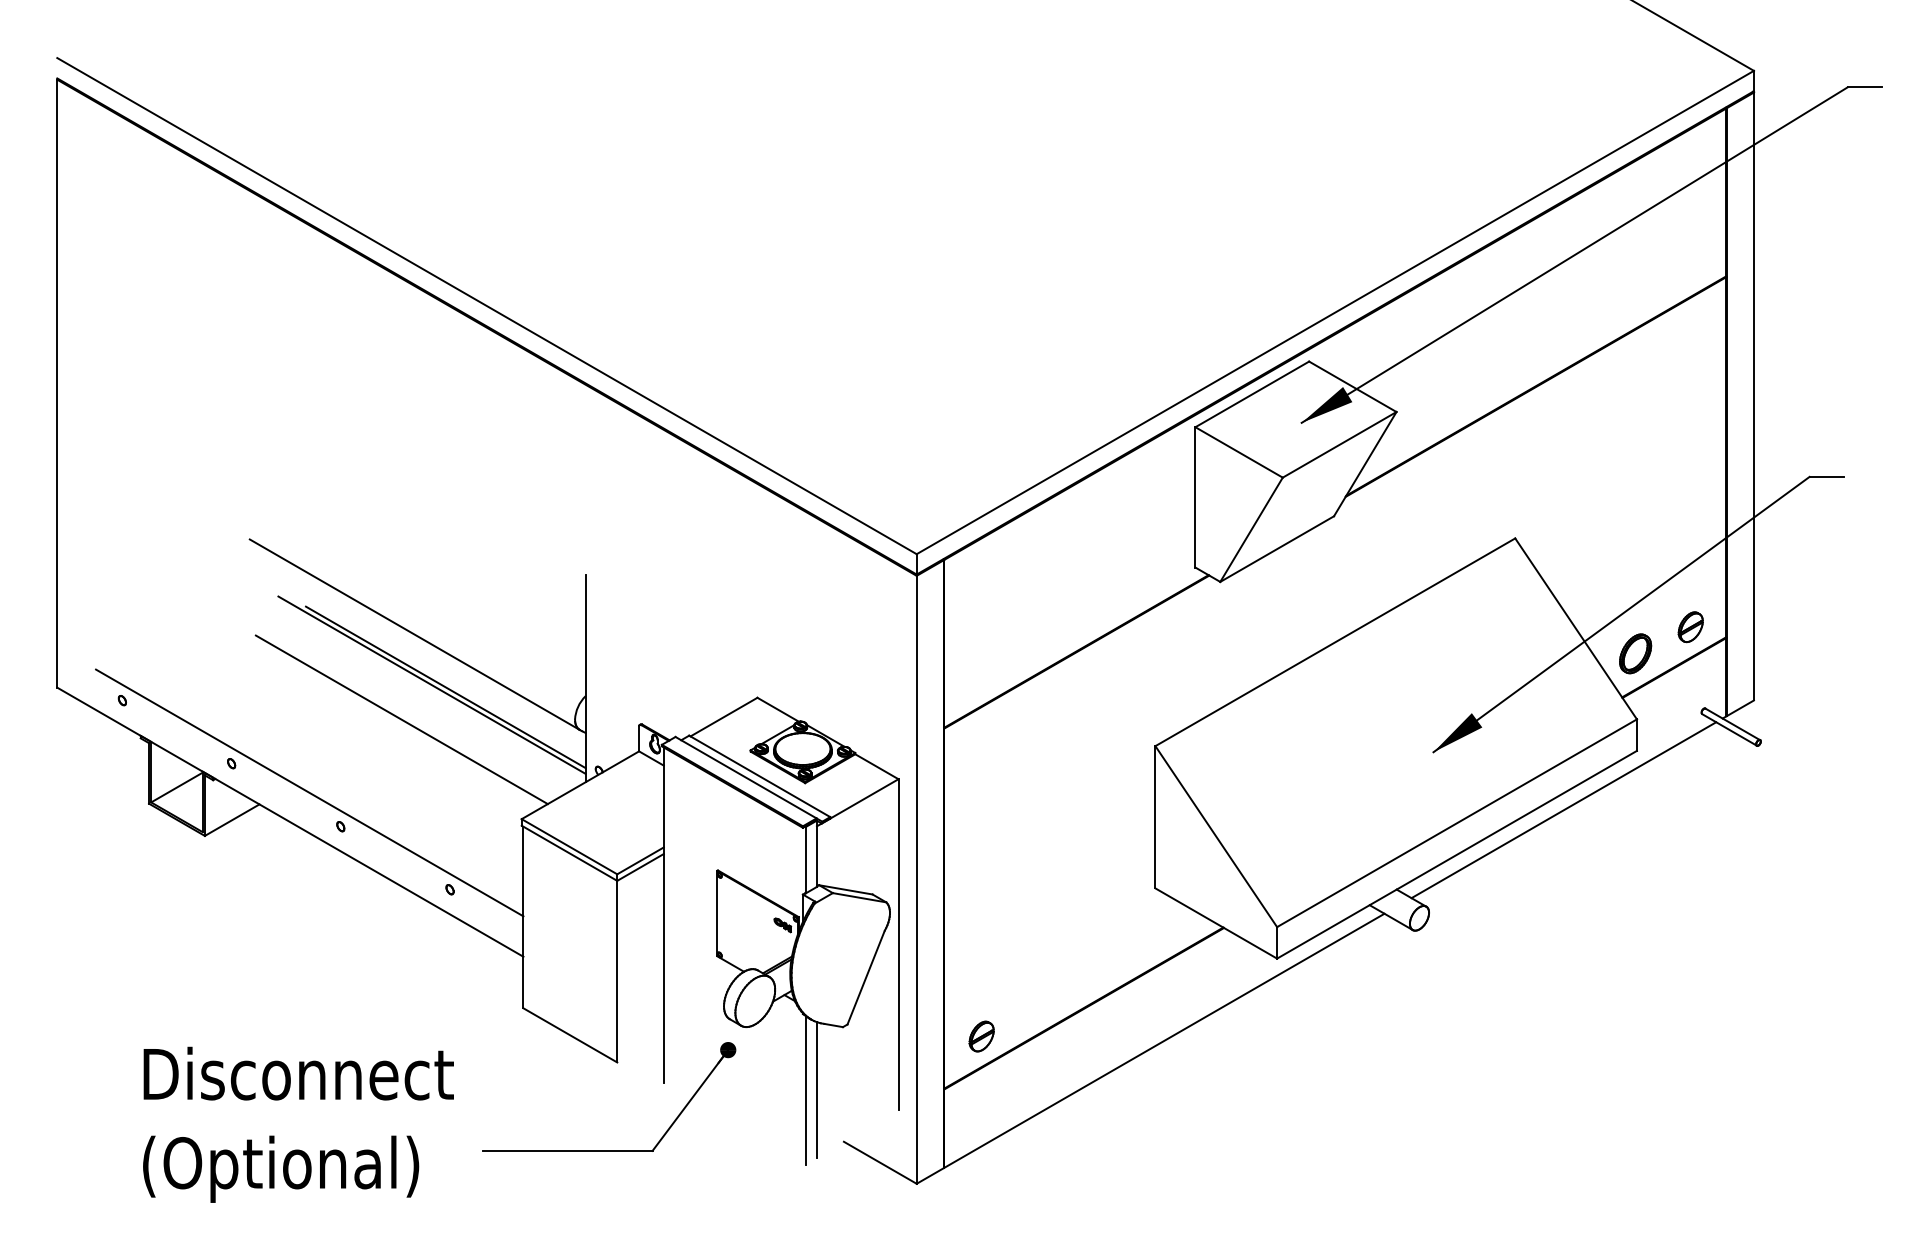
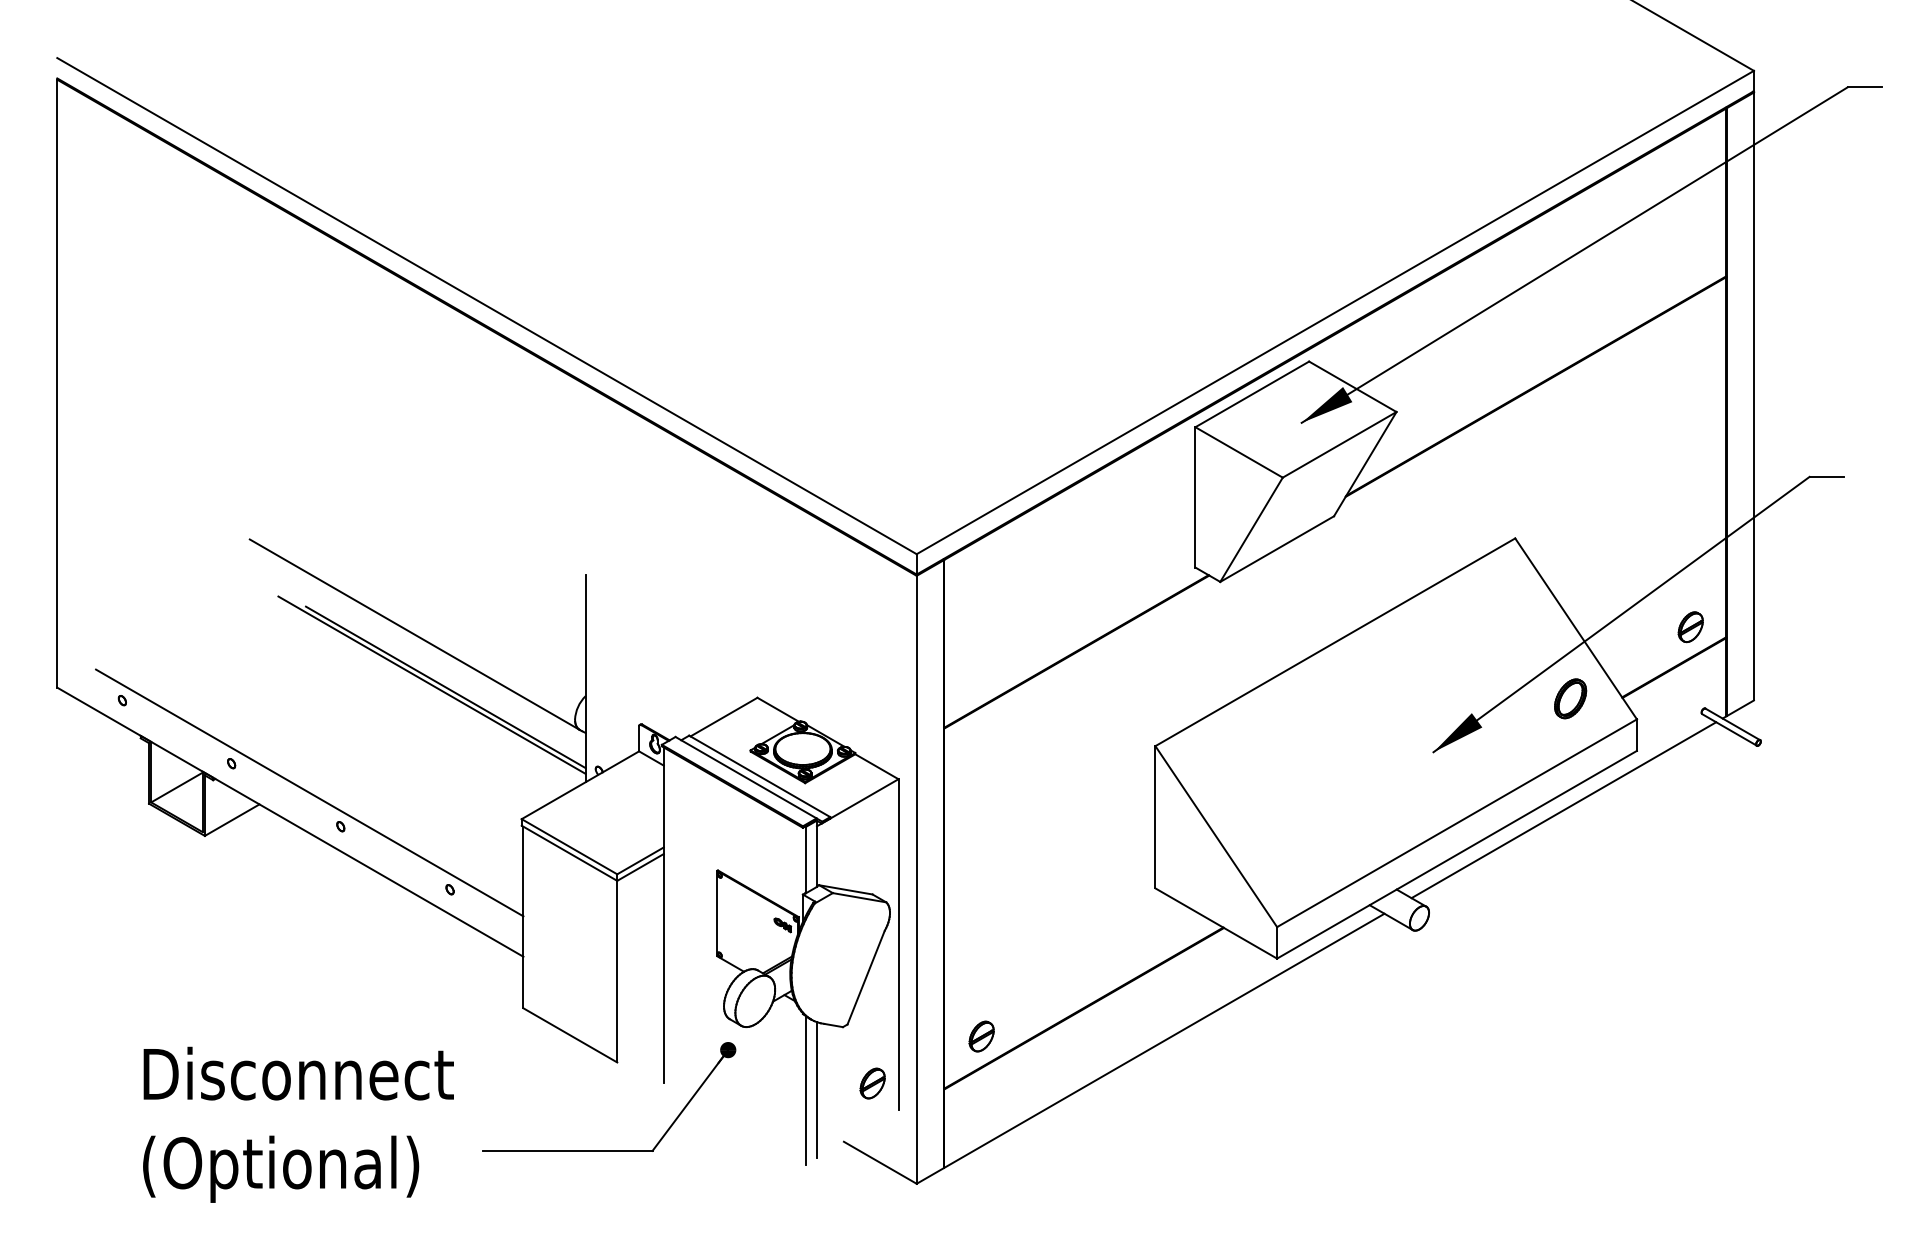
part position: (1635, 653) -> (1570, 698) (1570, 698)
line: present -> none (401, 719)
part: none -> present (872, 1083)
